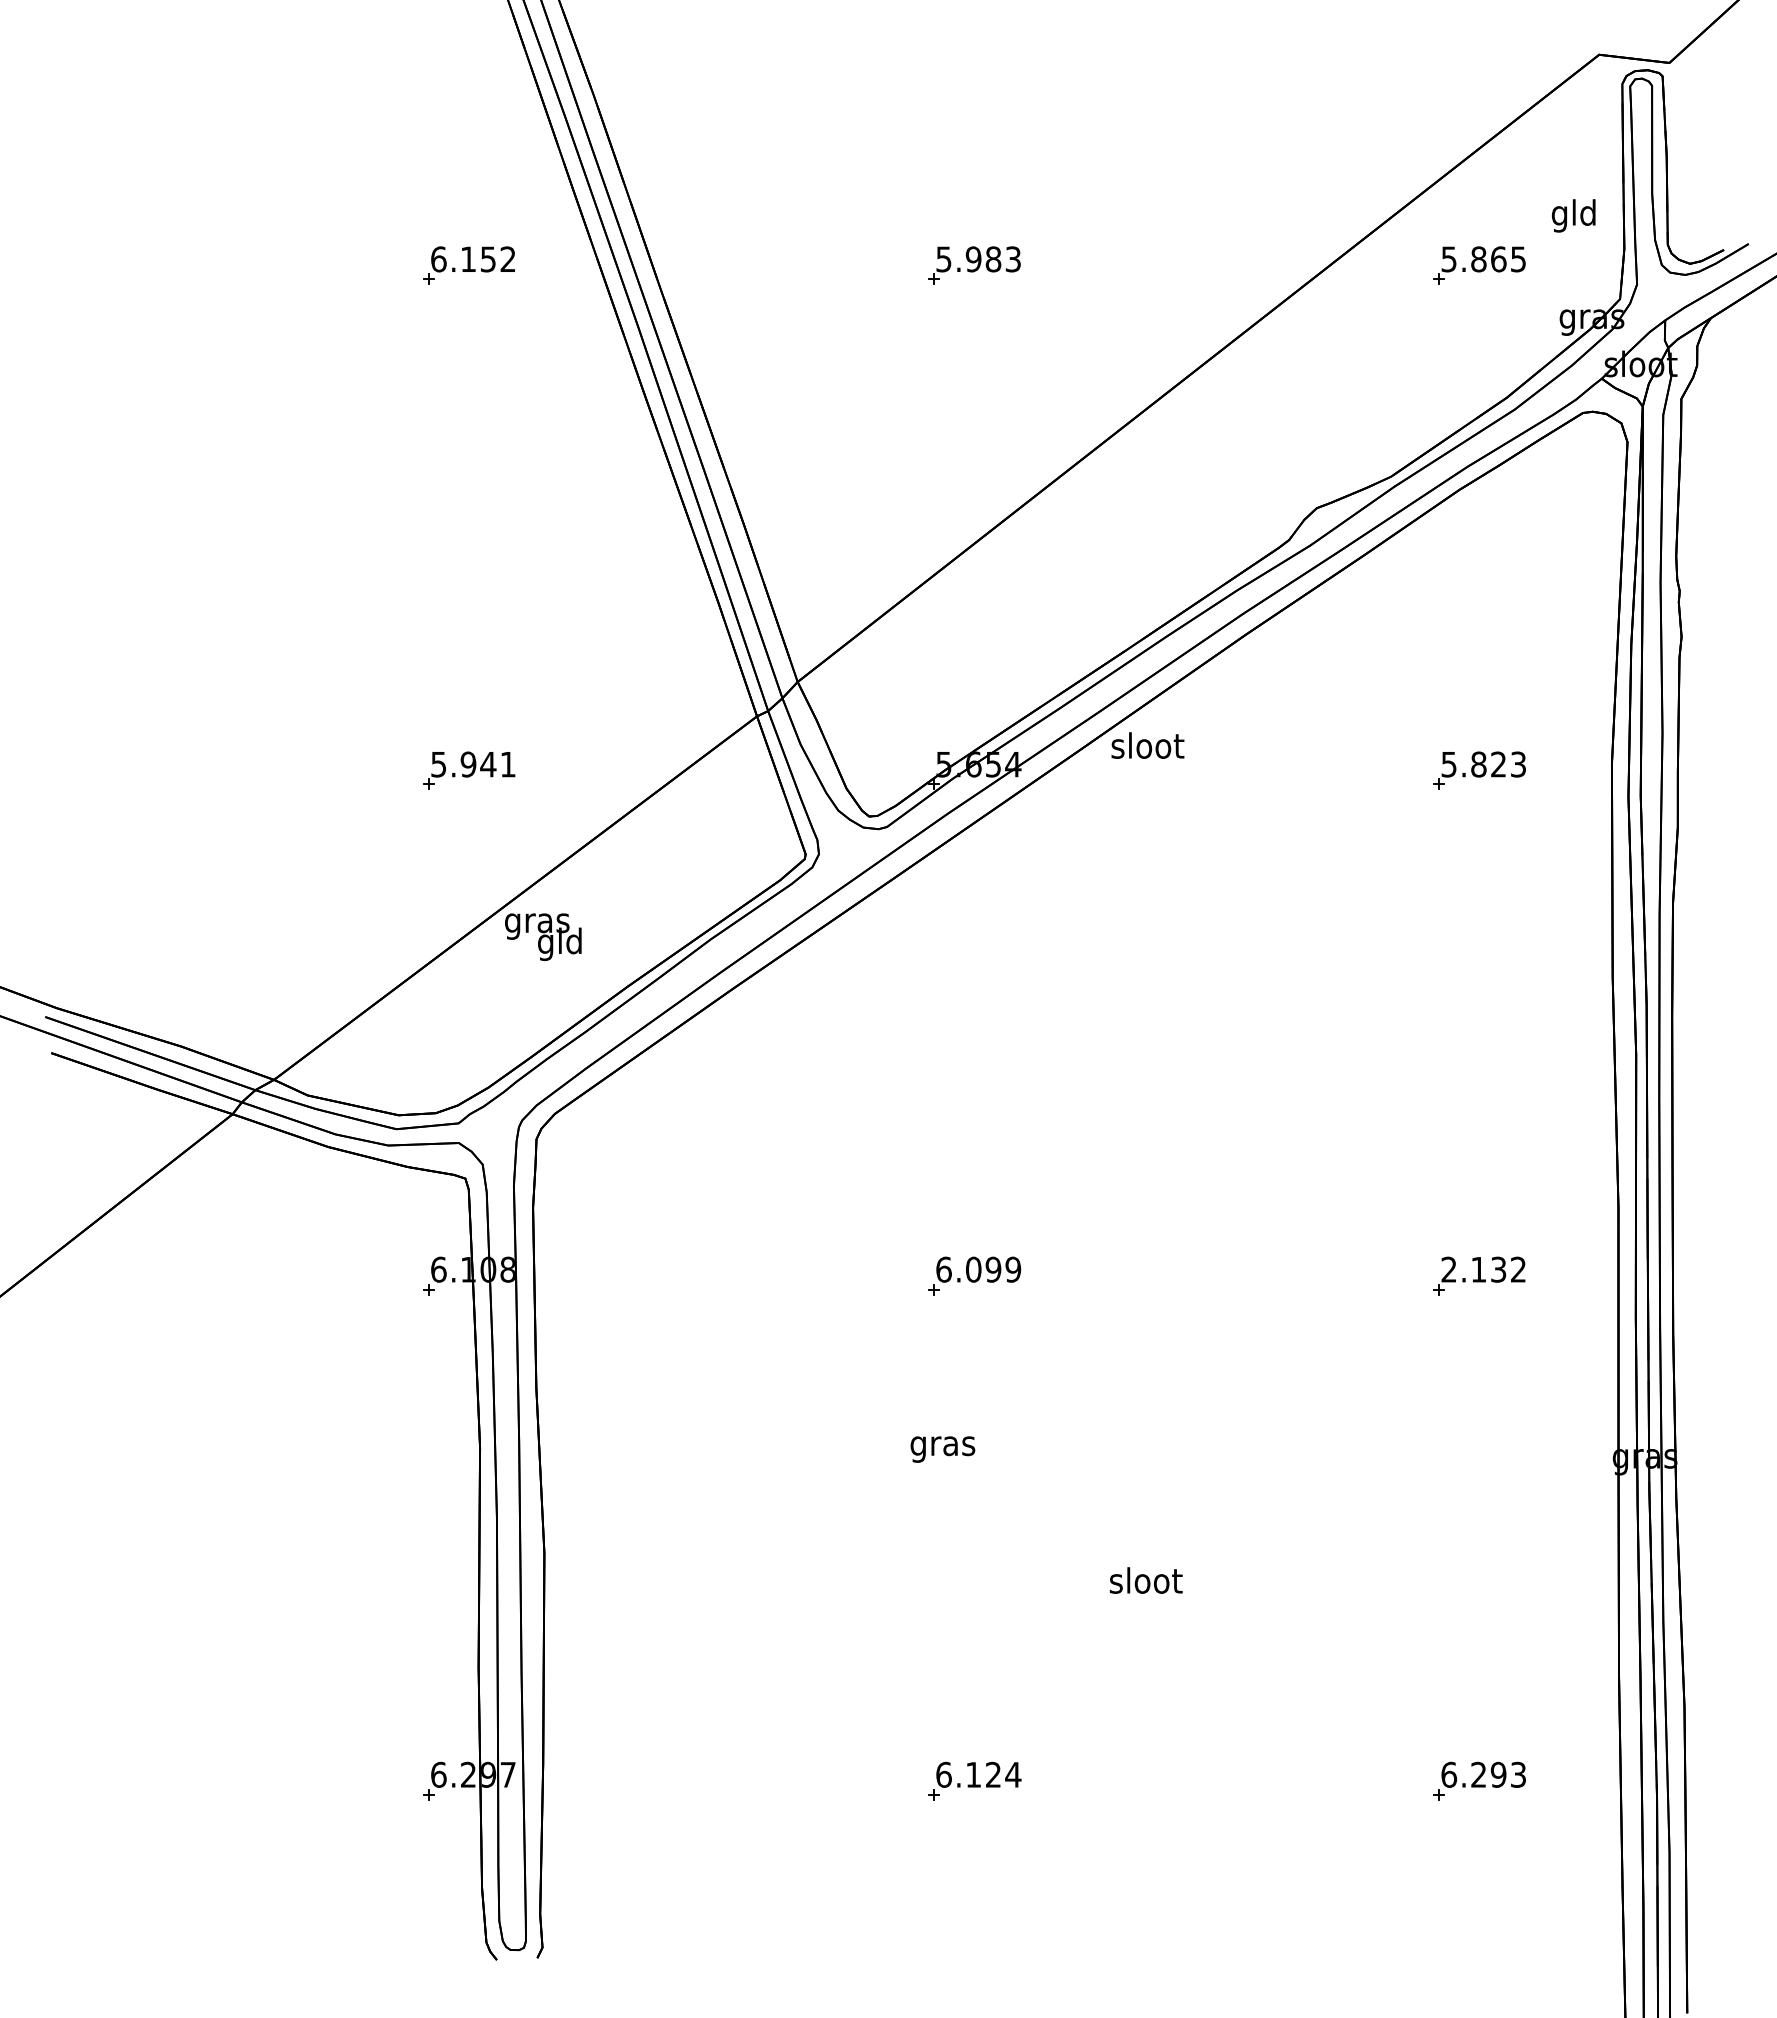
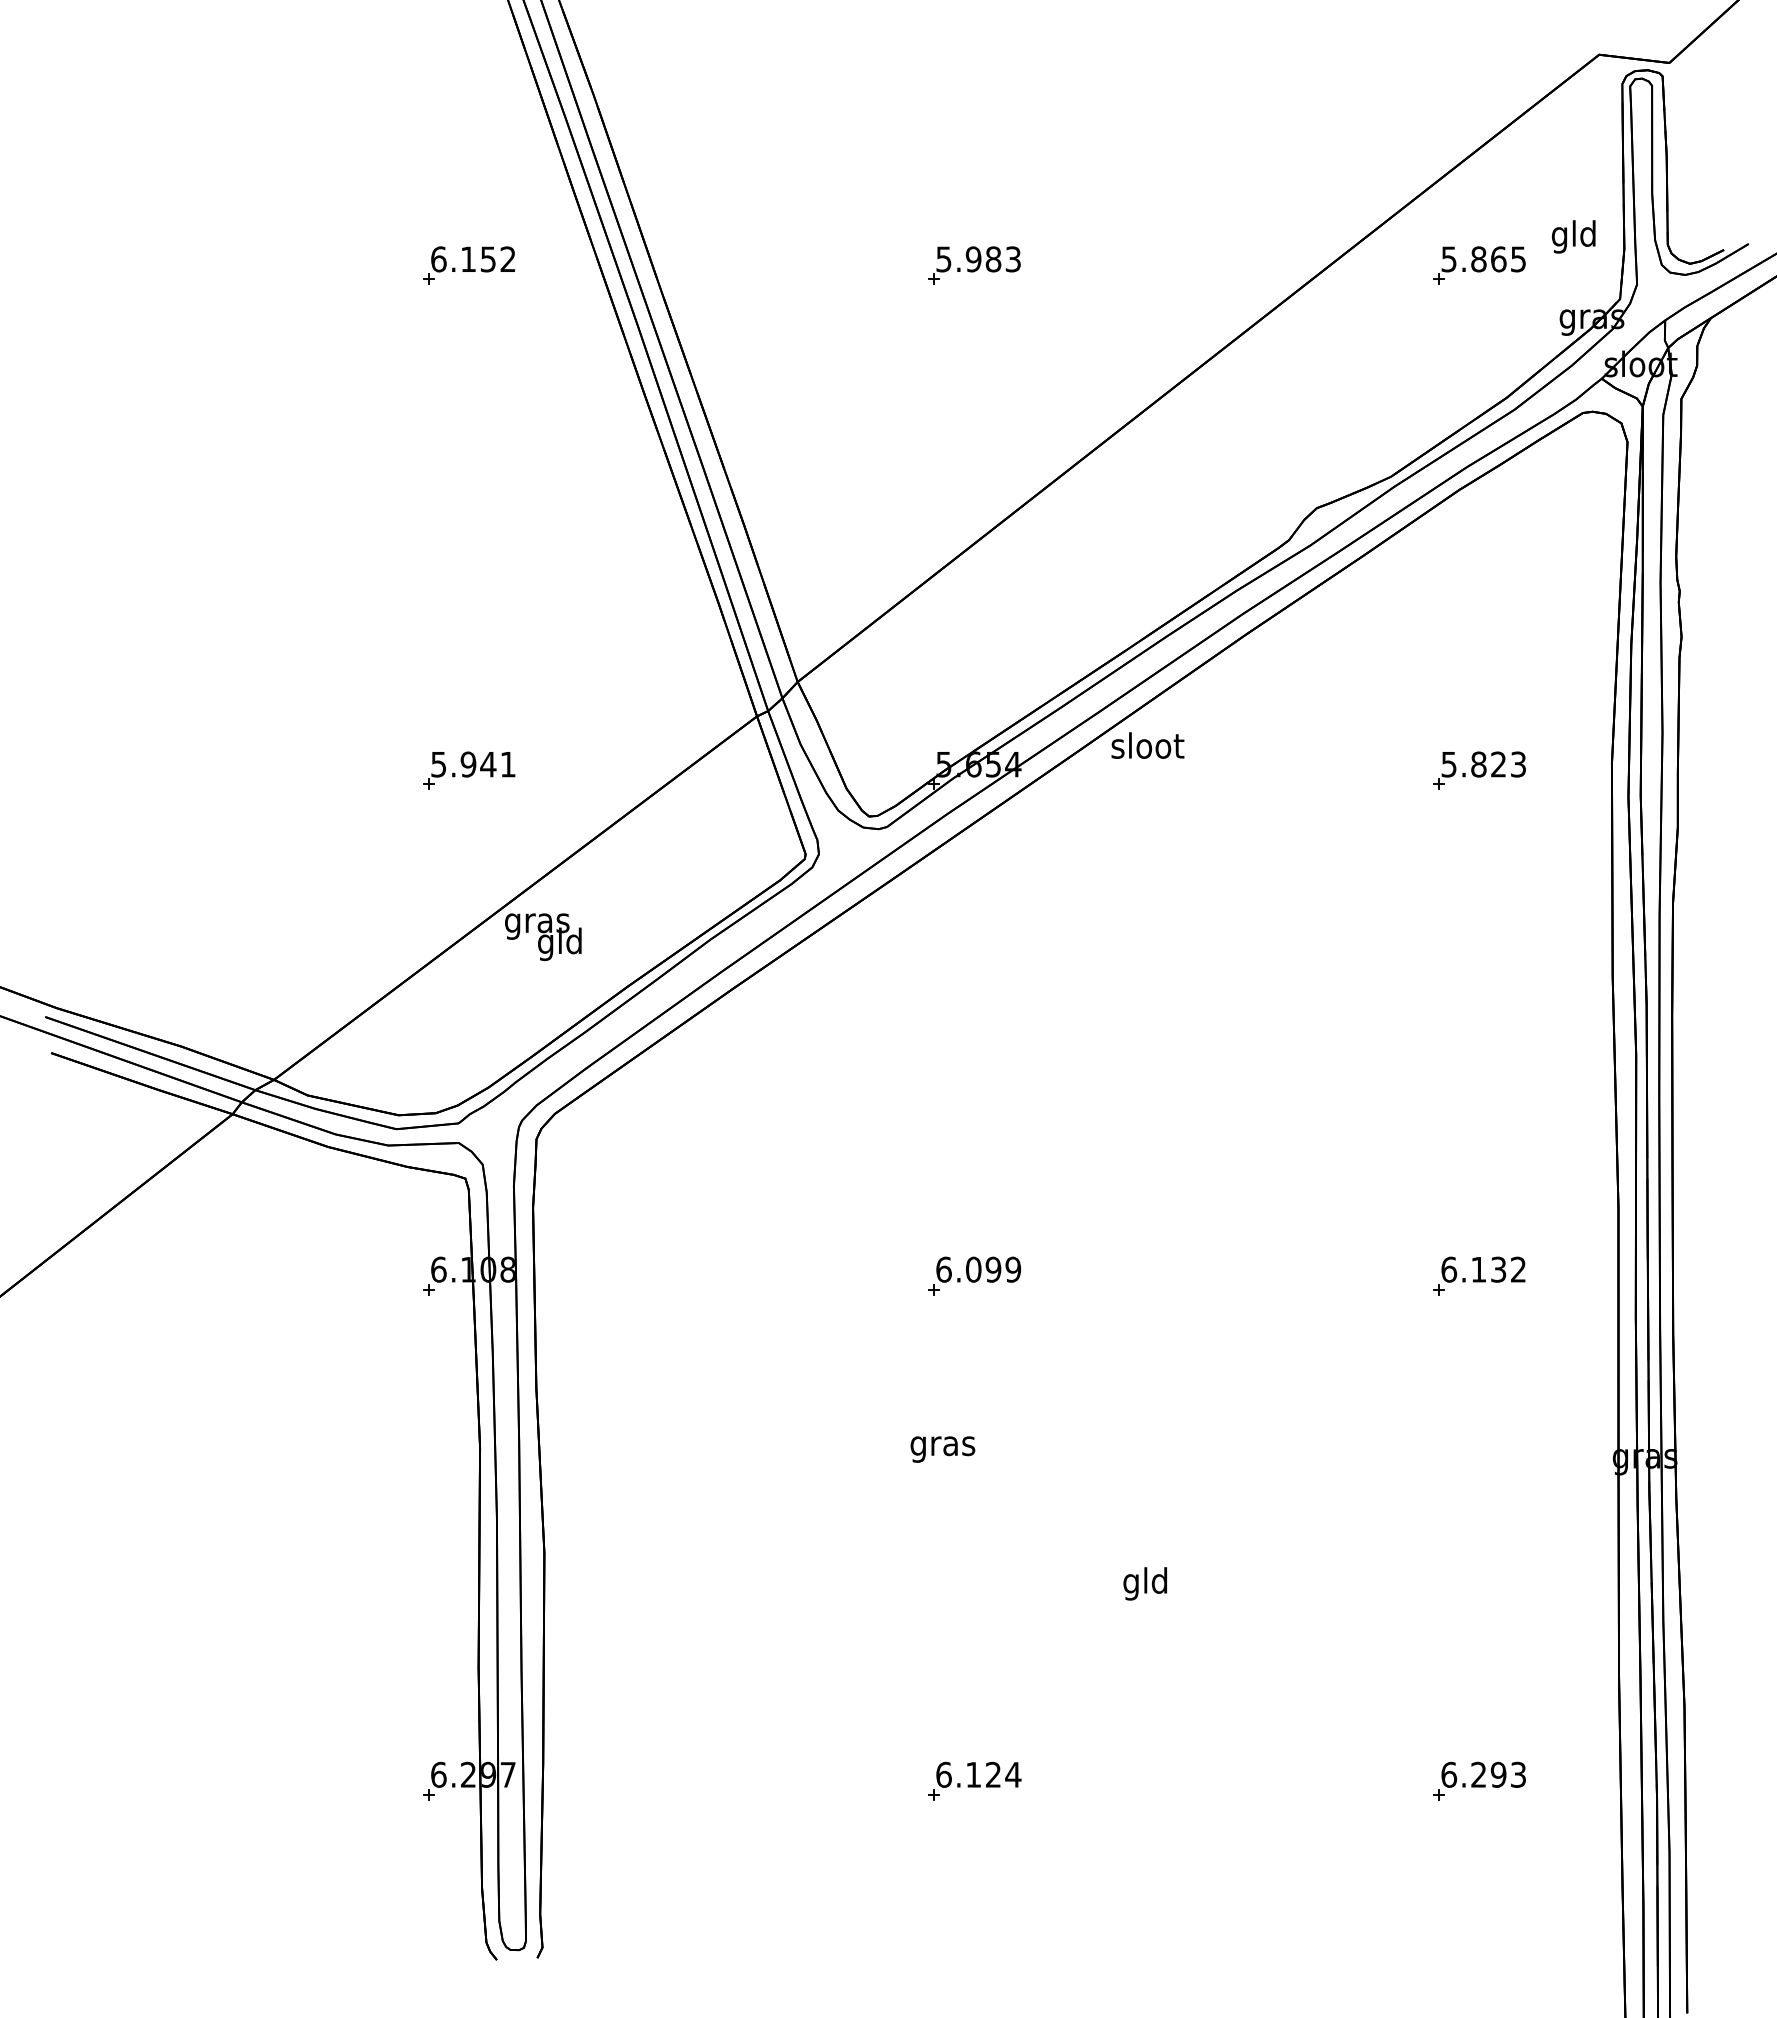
text position: (1573, 215) -> (1573, 236) (1573, 236)
text: 2.132 -> 6.132 (1449, 1269)
text: sloot -> gld (1145, 1583)
